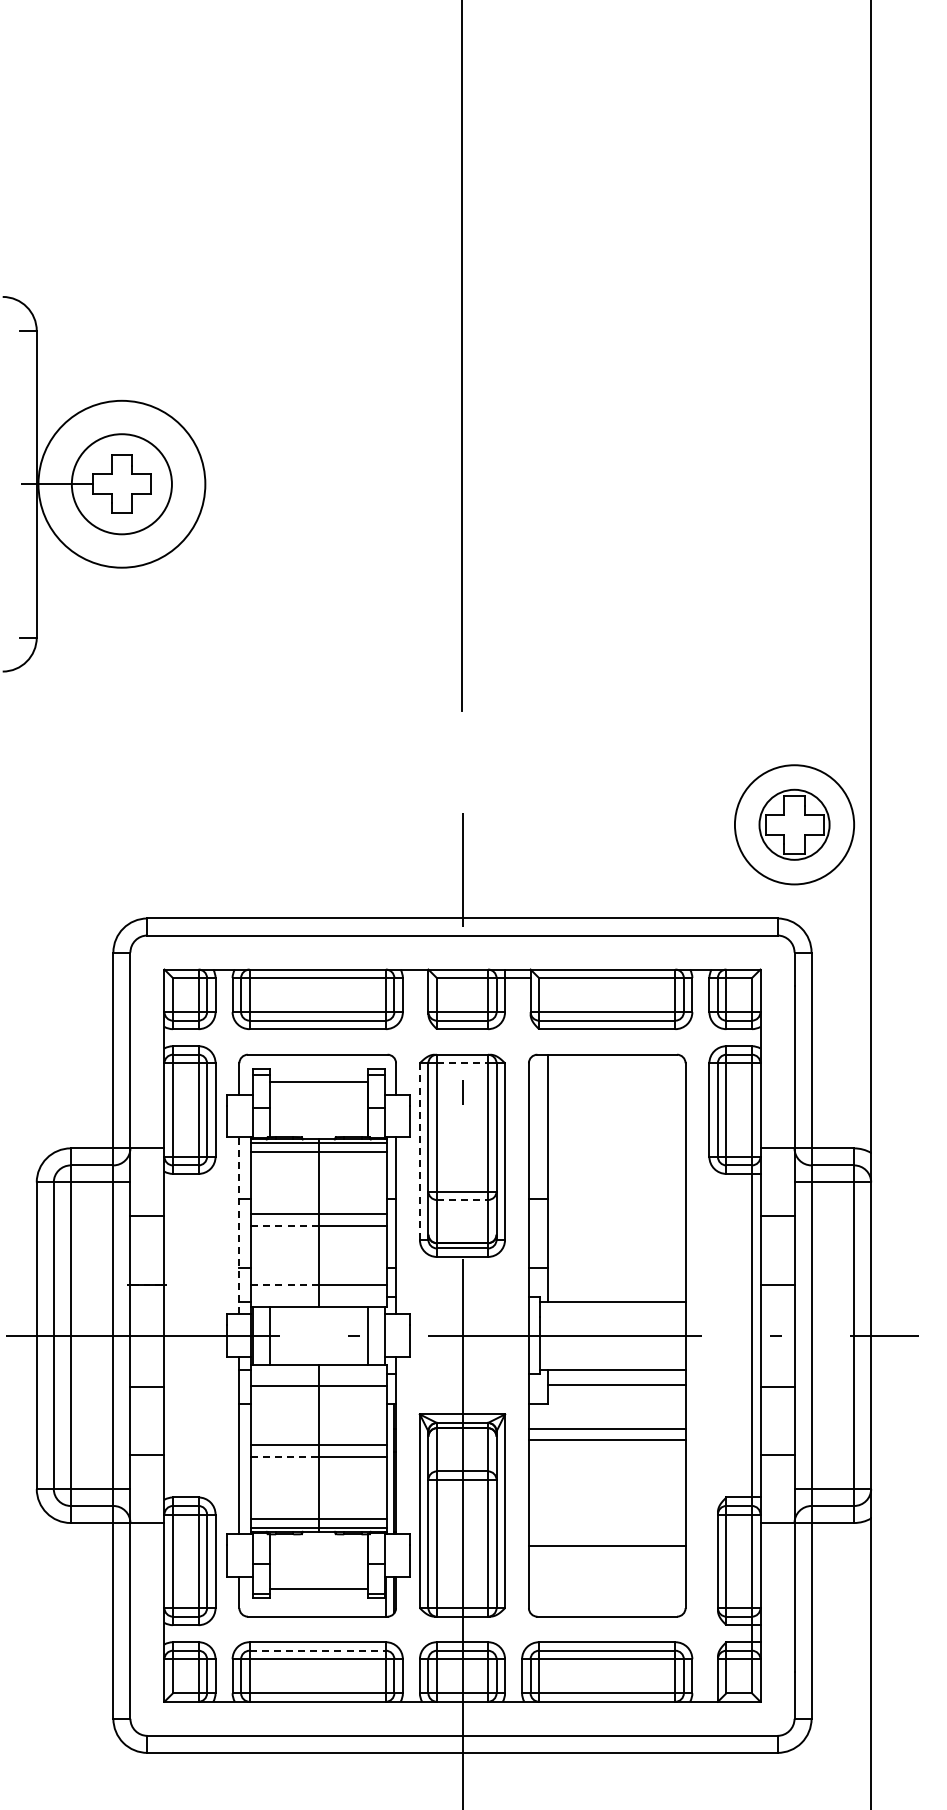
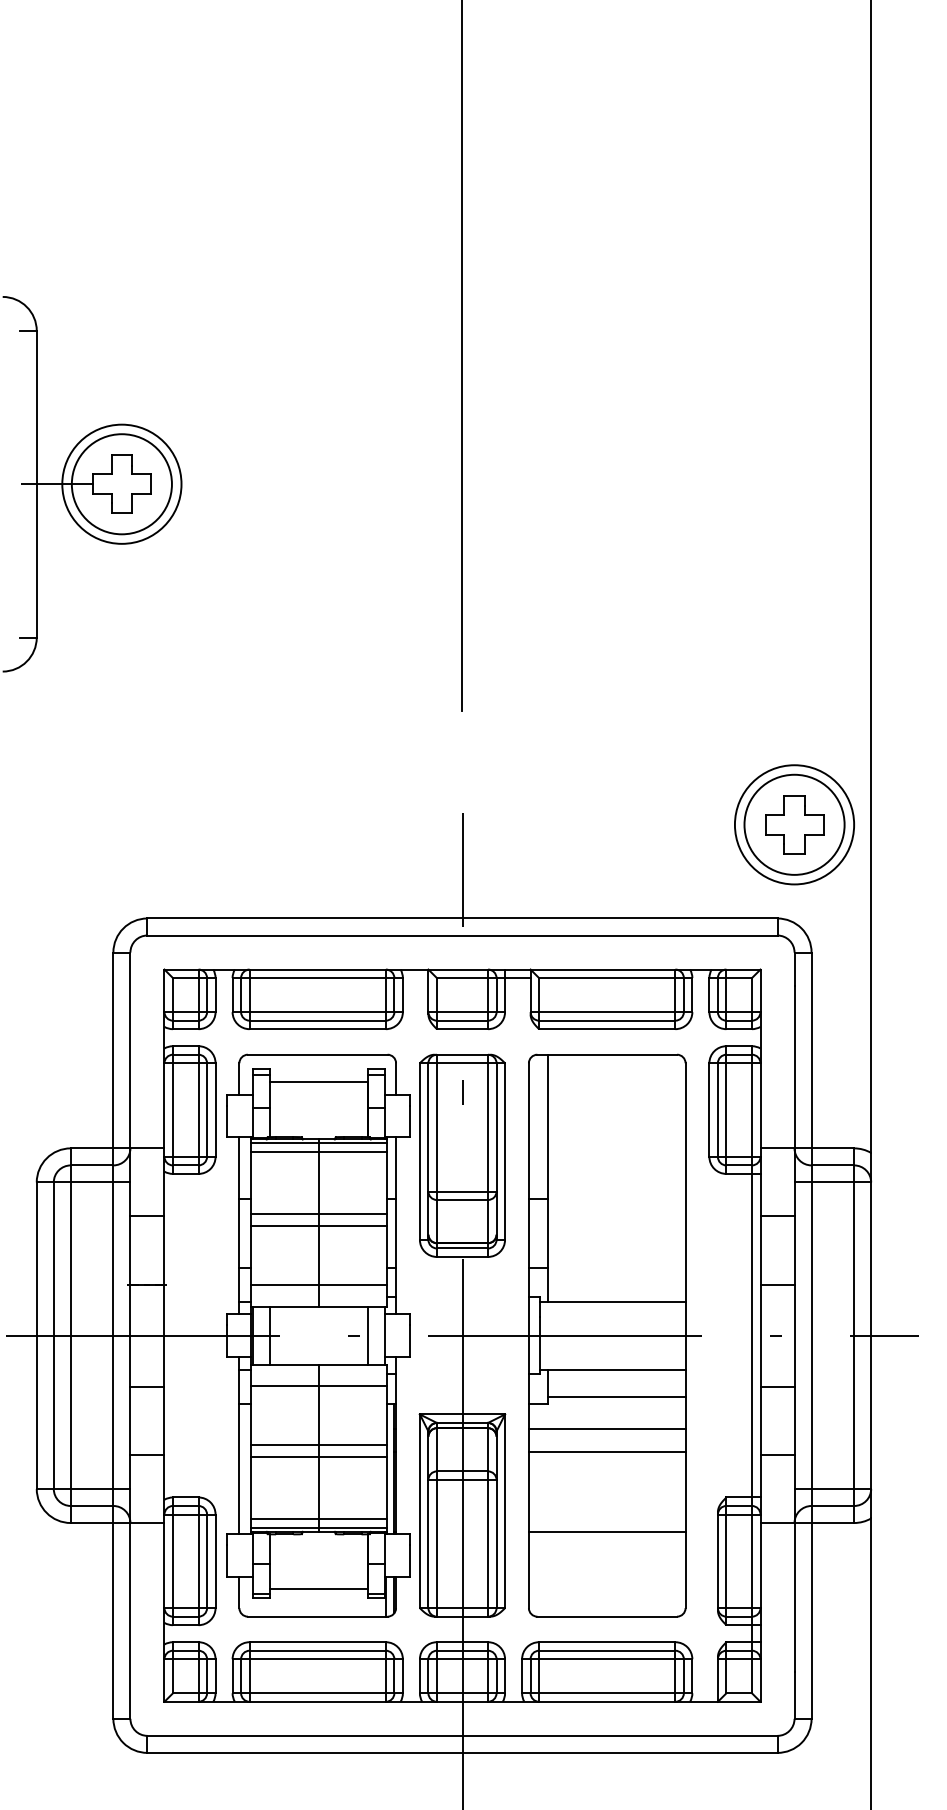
circle diameter: 167 px -> 119 px (121, 483)
circle diameter: 70 px -> 100 px (794, 824)
line: dashed -> solid (462, 1063)
line: dashed -> solid (419, 1151)
line: dashed -> solid (462, 1199)
line: dashed -> solid (239, 1225)
line: dashed -> solid (284, 1225)
line: dashed -> solid (284, 1284)
line position: (616, 1384) -> (616, 1396) (616, 1396)
line position: (606, 1439) -> (606, 1451) (606, 1451)
line: dashed -> solid (285, 1457)
line position: (606, 1545) -> (606, 1531) (606, 1531)
line: dashed -> solid (318, 1650)
